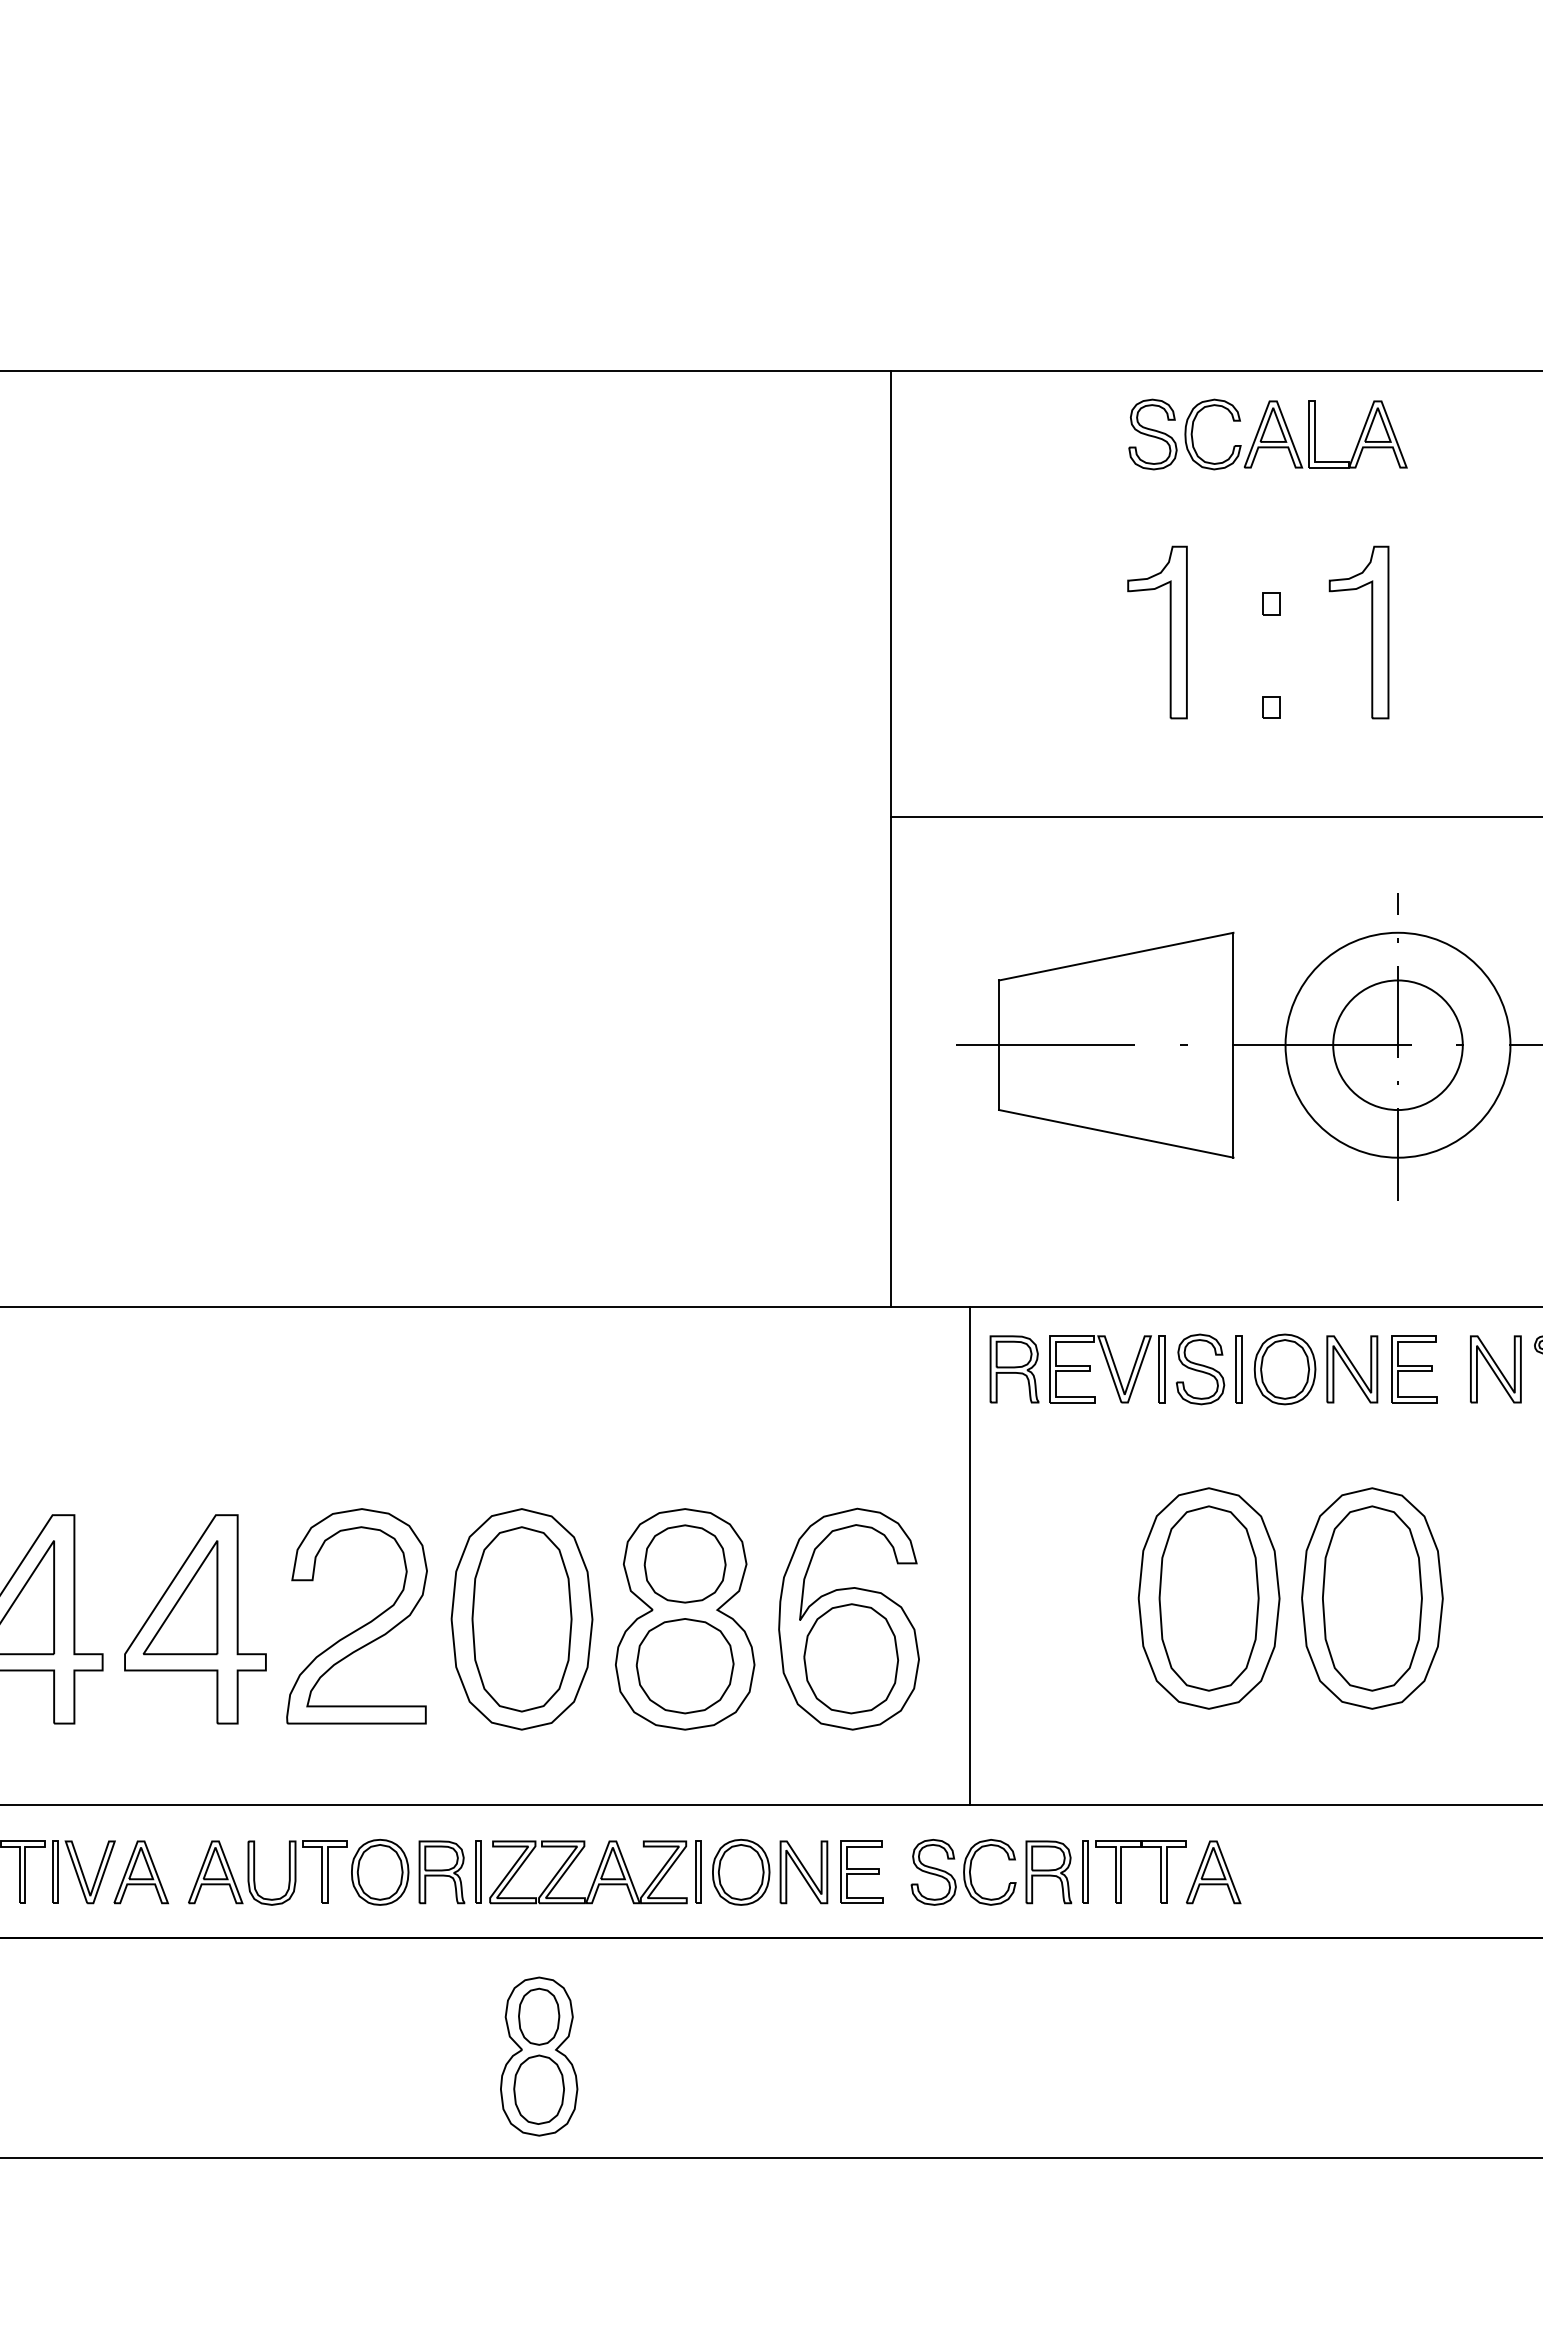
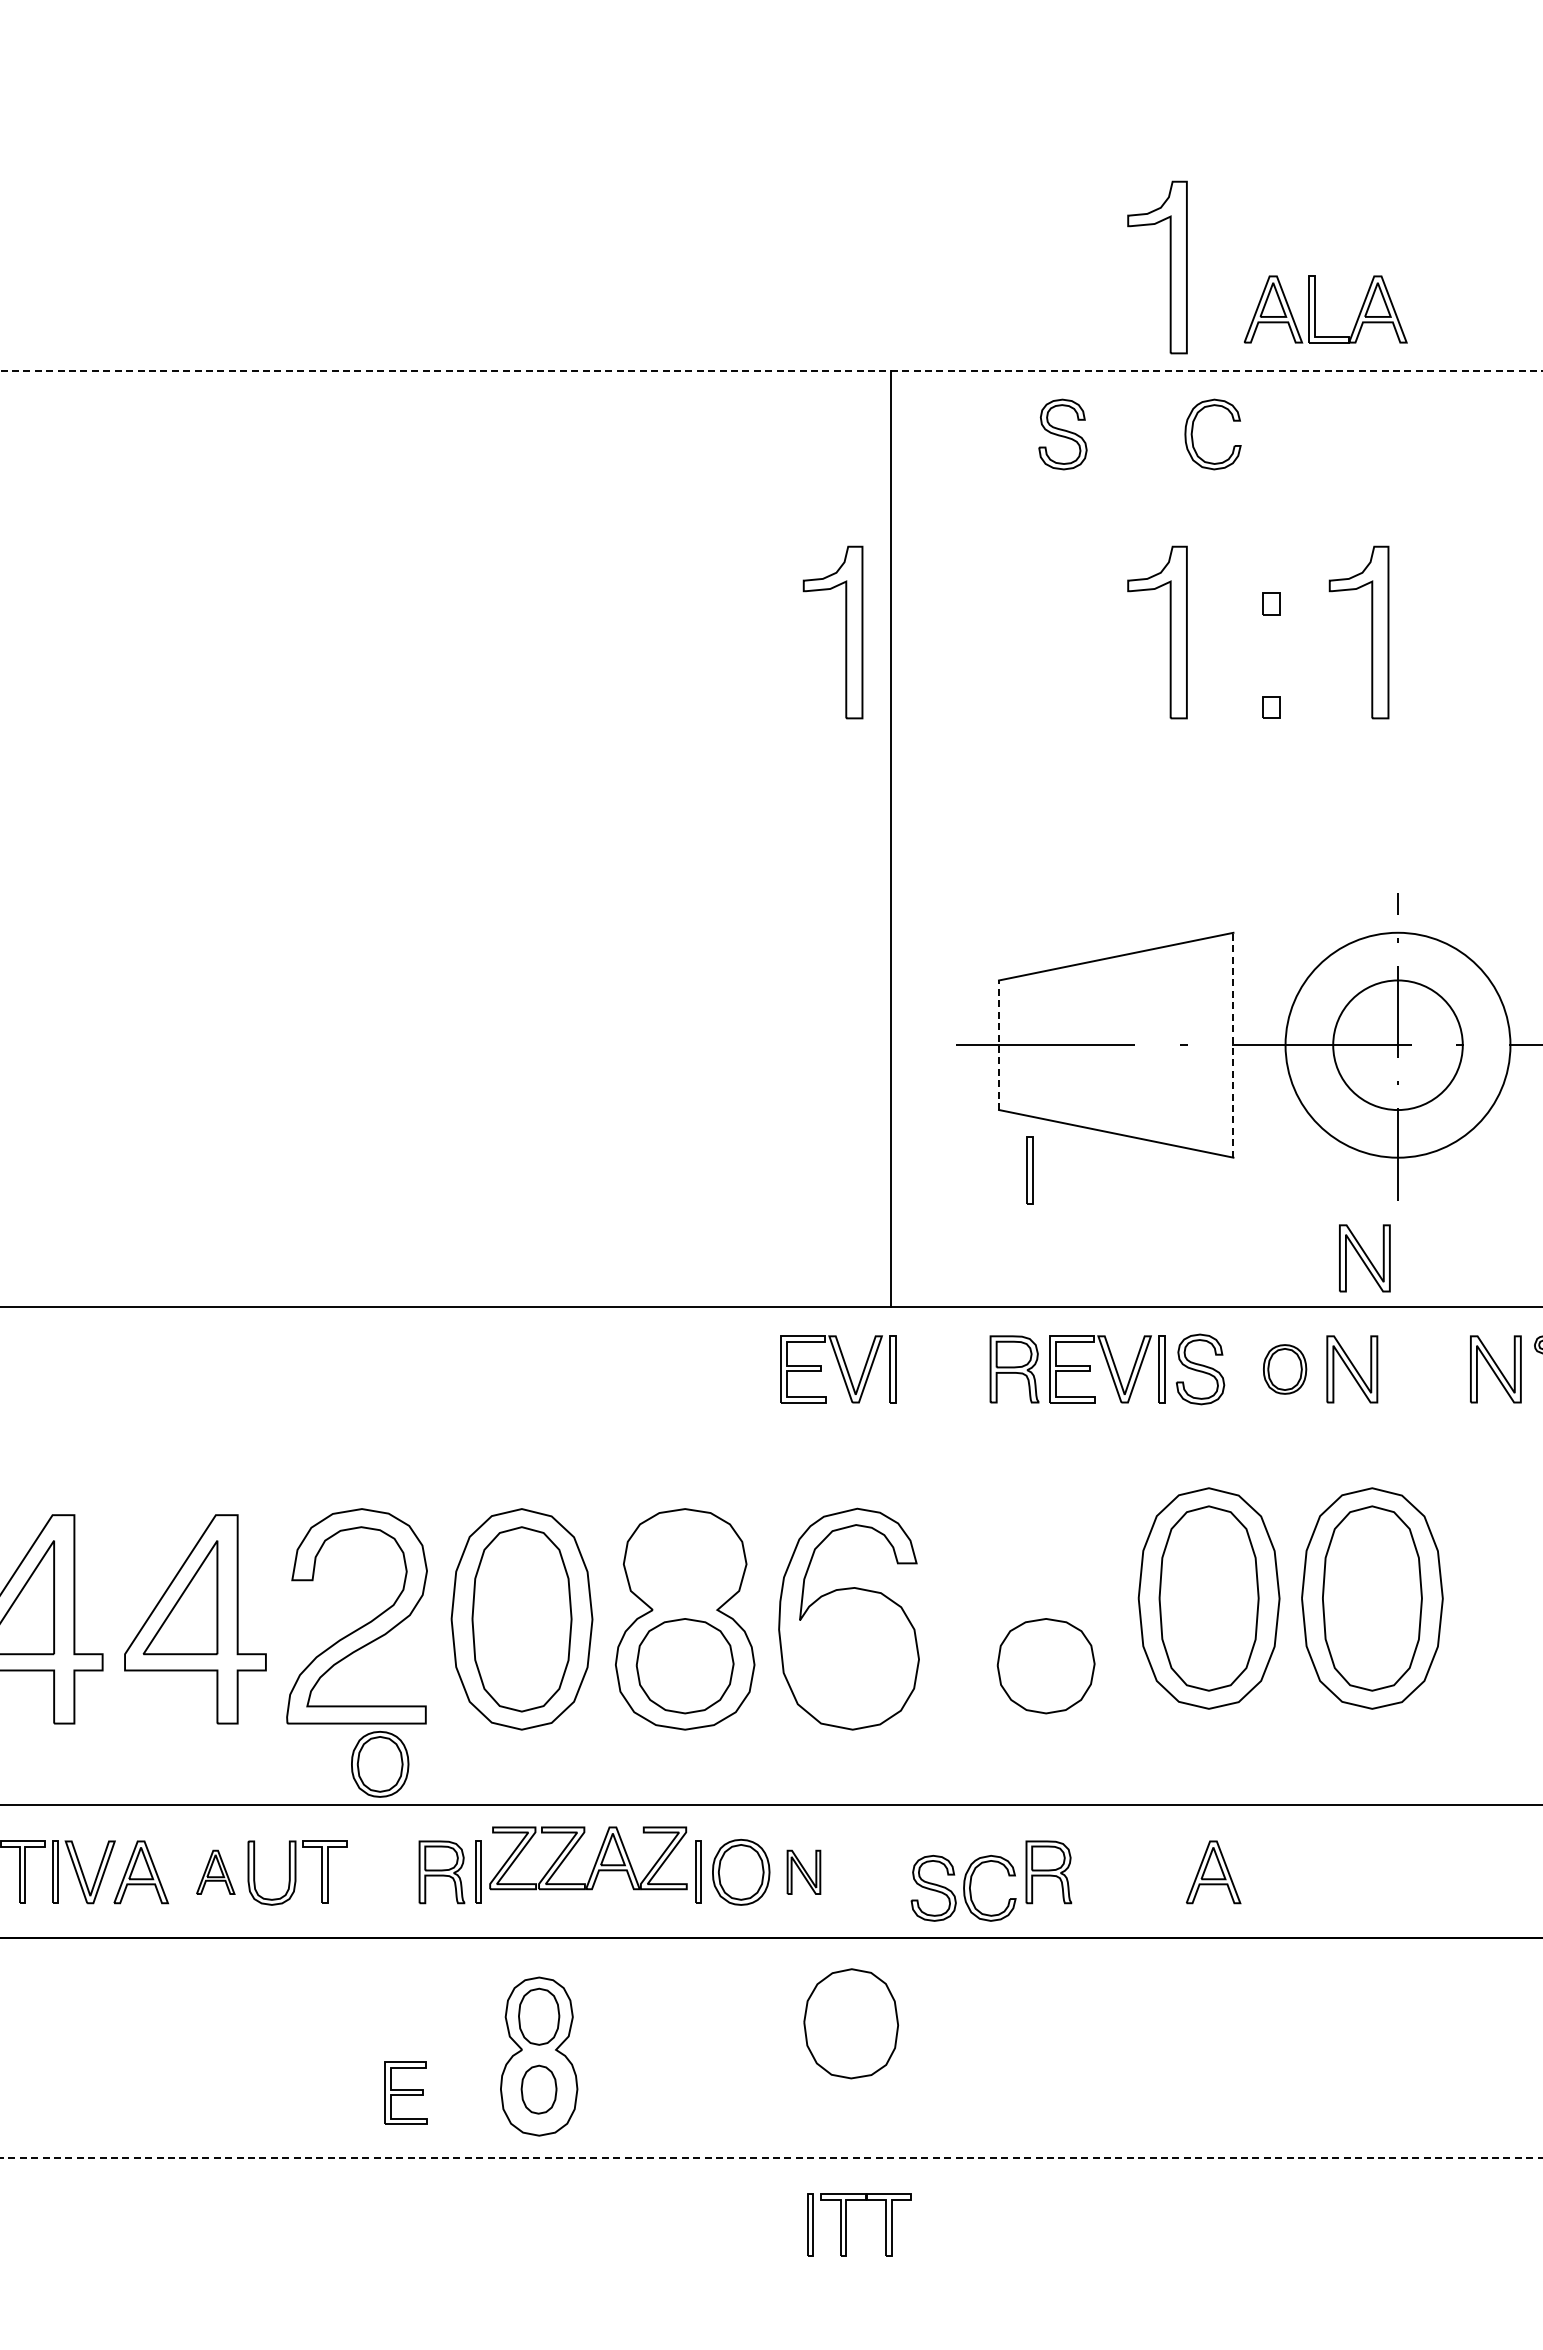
part: none -> present (1169, 267)
line: solid -> dashed (771, 370)
part position: (1152, 434) -> (1062, 434) (1062, 434)
part position: (1315, 434) -> (1315, 309) (1315, 309)
part: none -> present (845, 632)
line: present -> none (1214, 817)
line: solid -> dashed (1233, 1044)
line: solid -> dashed (999, 1045)
part: none -> present (1364, 1258)
part: none -> present (838, 1369)
part position: (1238, 1369) -> (1029, 1170) (1029, 1170)
part size: 64x73 px -> 45x51 px (1285, 1369)
part: present -> none (1414, 1369)
line: present -> none (969, 1555)
part: present -> none (684, 1563)
part position: (851, 1658) -> (851, 2023) (851, 2023)
part: none -> present (1045, 1666)
part position: (861, 1871) -> (405, 2092) (405, 2092)
part position: (1121, 1871) -> (846, 2224) (846, 2224)
part size: 56x65 px -> 40x46 px (215, 1871)
part position: (380, 1872) -> (380, 1764) (380, 1764)
part size: 50x65 px -> 36x46 px (803, 1871)
part position: (963, 1872) -> (963, 1888) (963, 1888)
part position: (595, 1875) -> (595, 1861) (595, 1861)
part size: 52x71 px -> 38x51 px (538, 2089)
line: solid -> dashed (772, 2158)
